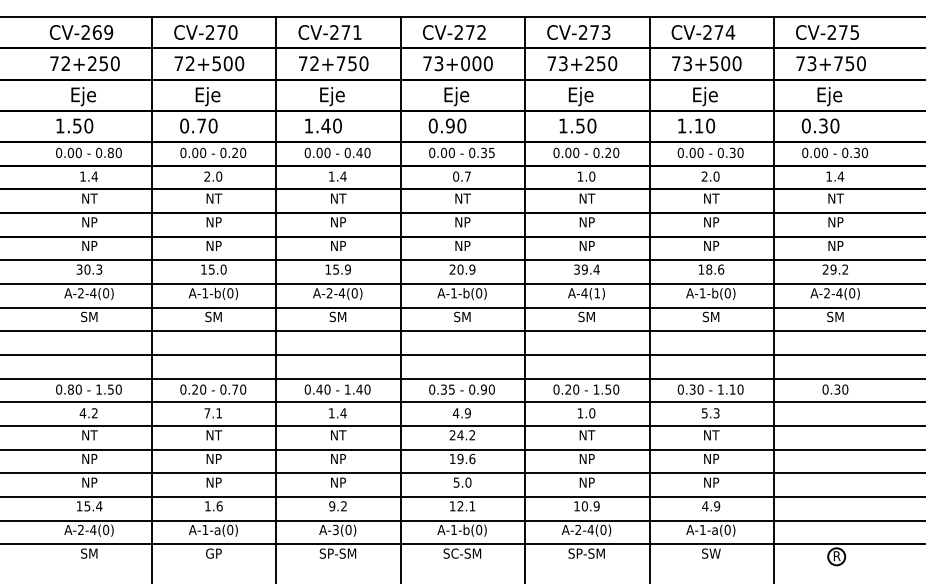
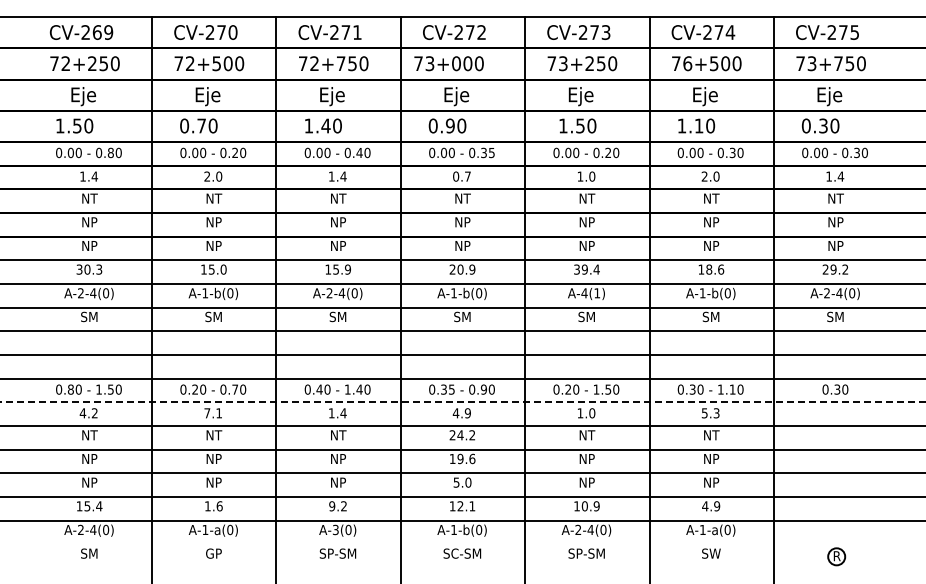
text position: (457, 63) -> (448, 63) (448, 63)
text: 73+500 -> 76+500 (687, 63)
line: solid -> dashed (462, 402)
line: present -> none (462, 544)
